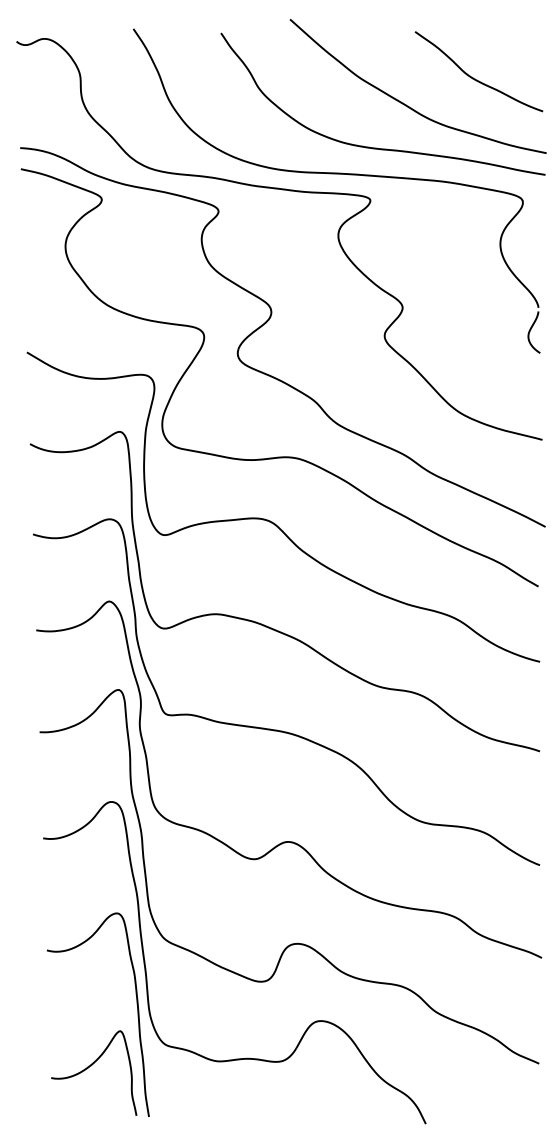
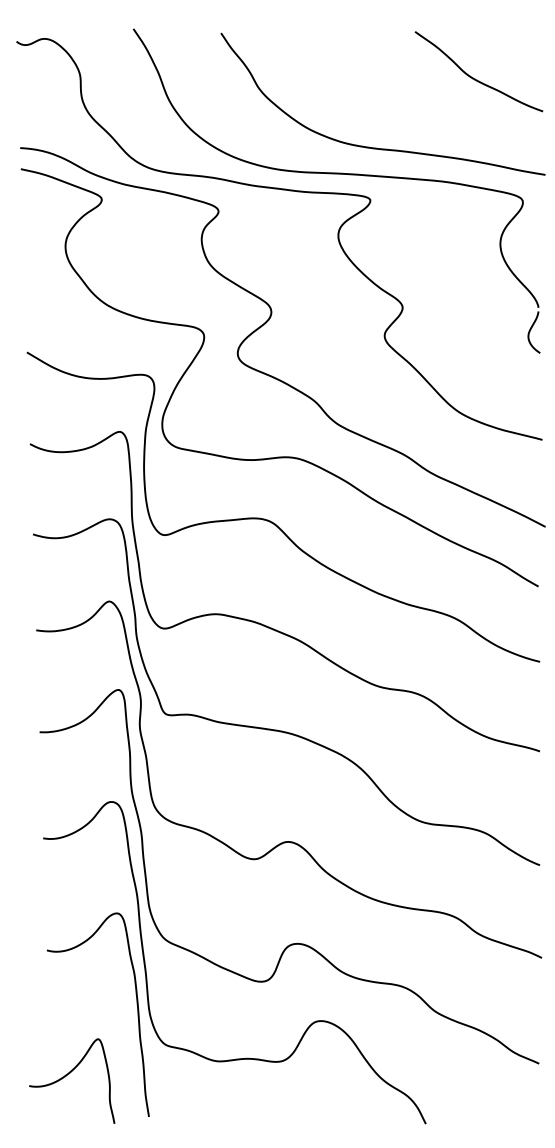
curve: present -> none (408, 105)
curve position: (91, 1066) -> (69, 1074) (69, 1074)
